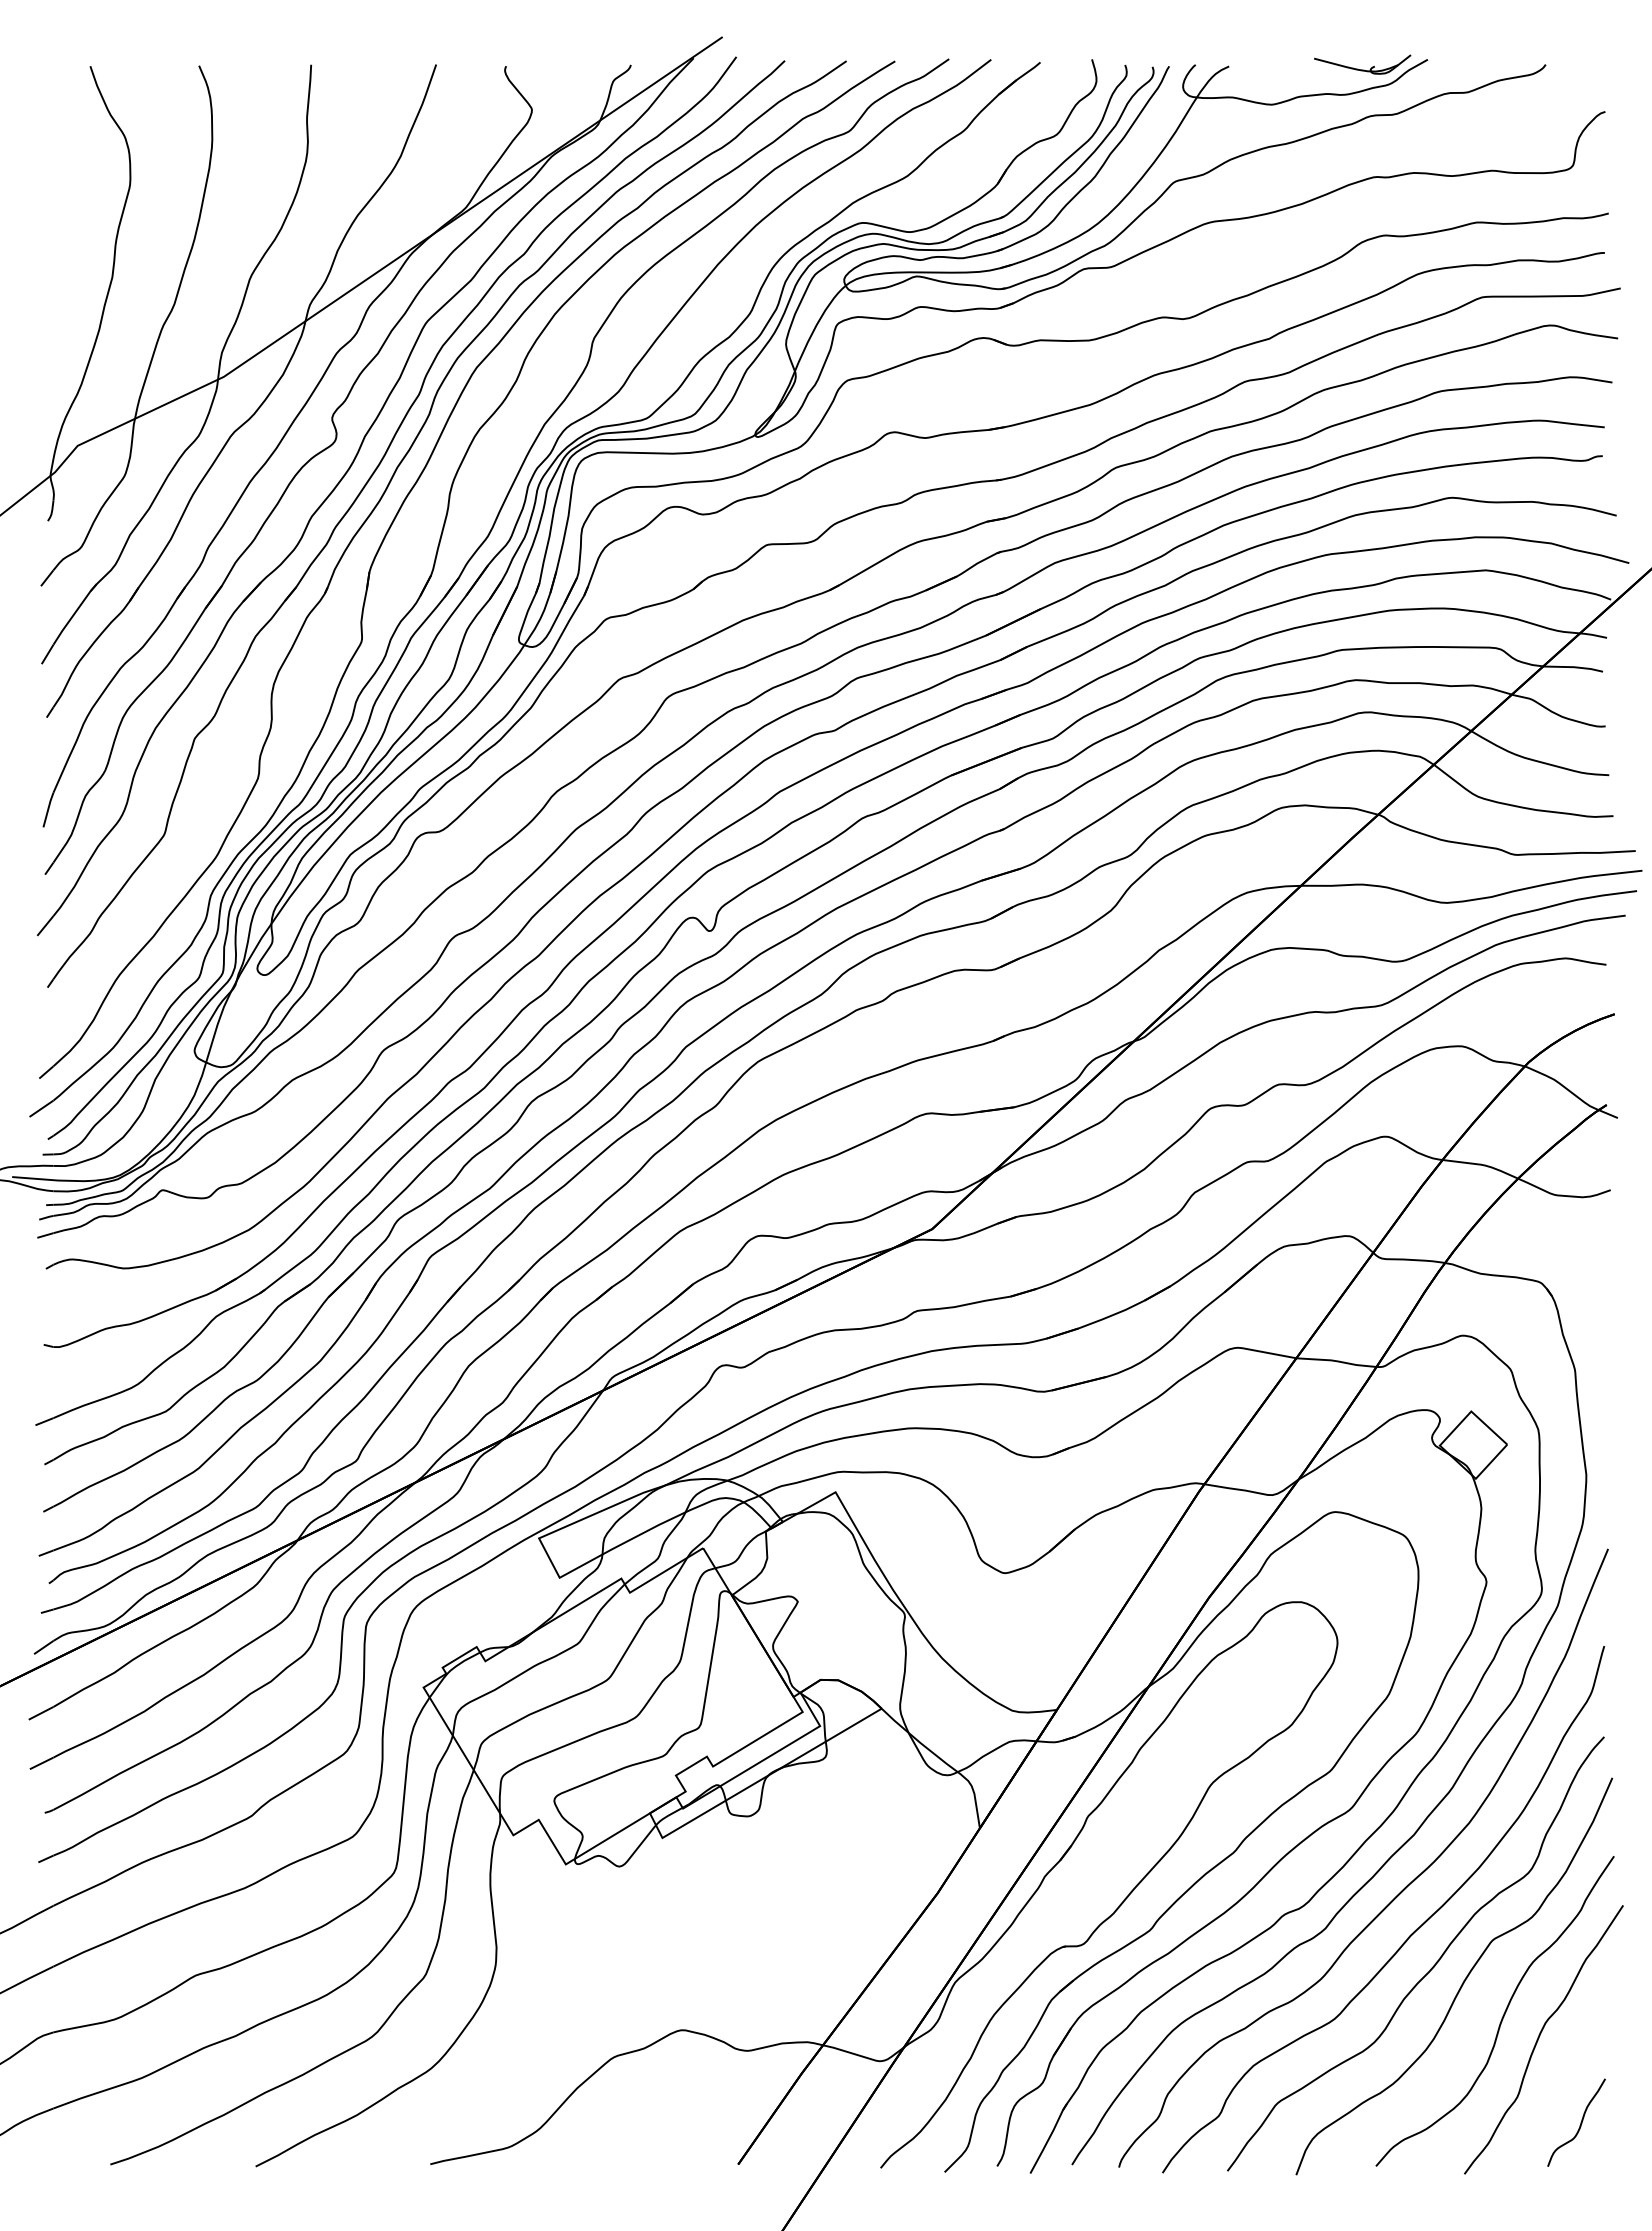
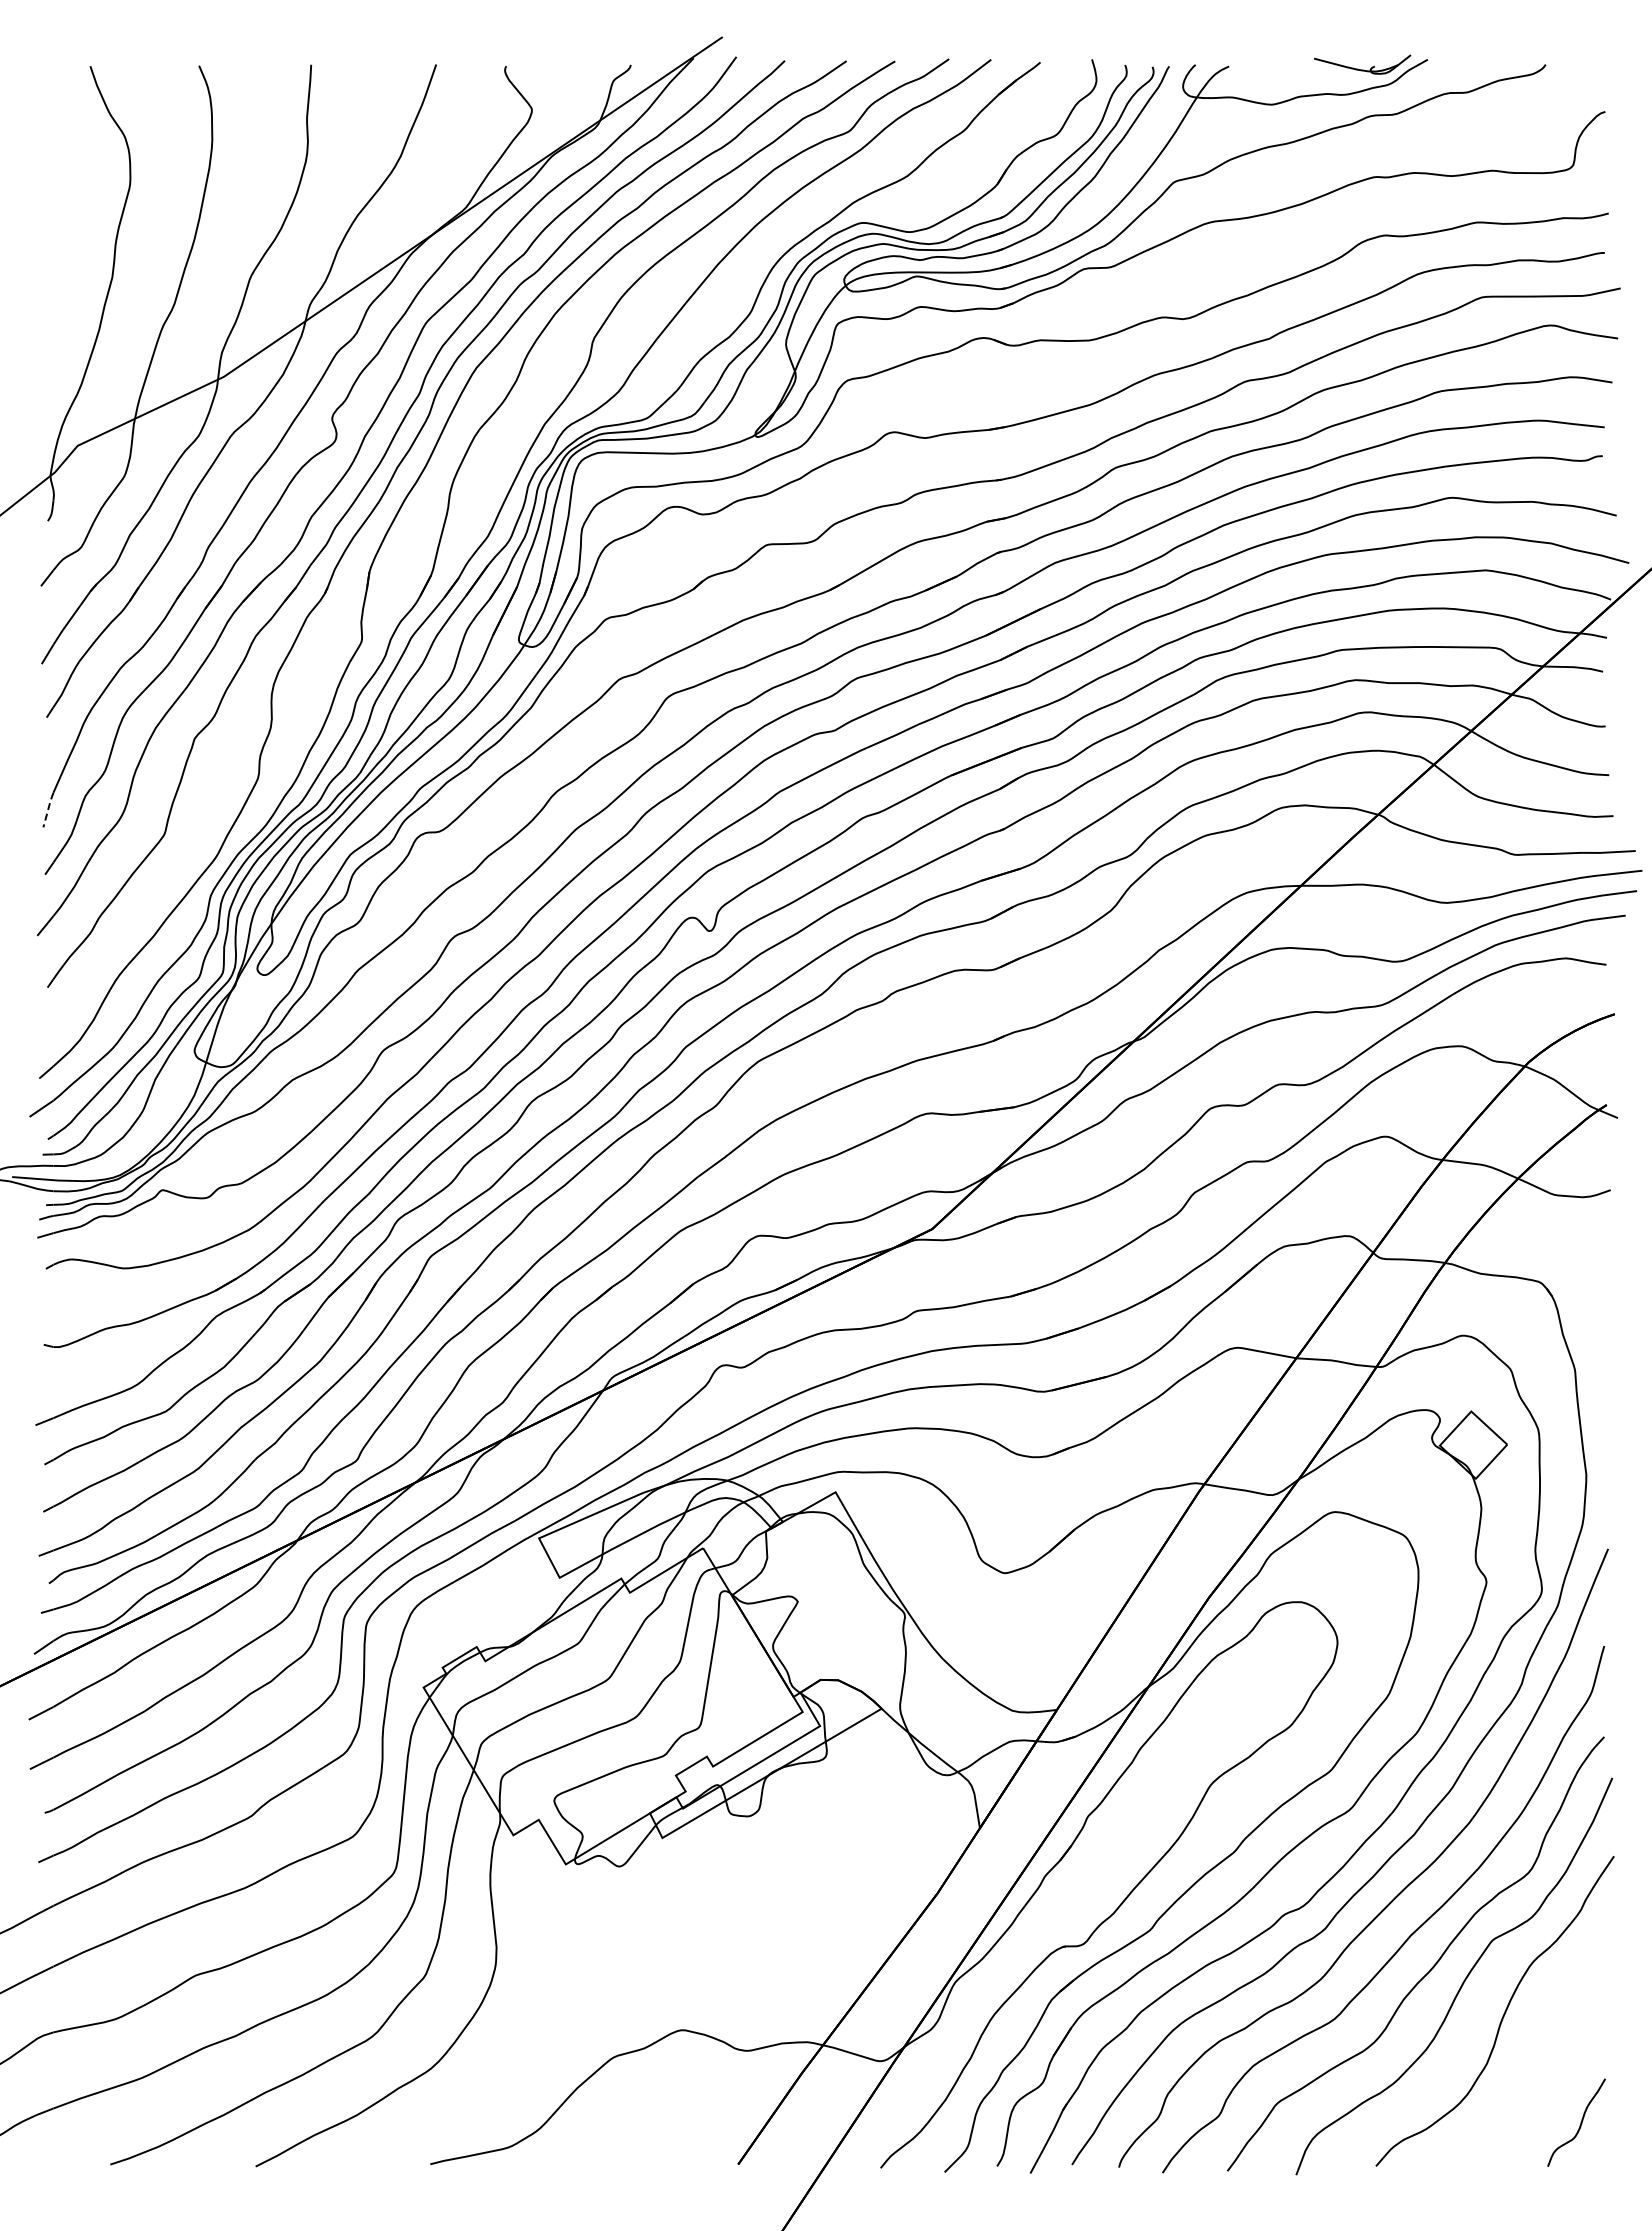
line: solid -> dashed (48, 809)
curve: present -> none (1539, 2038)
